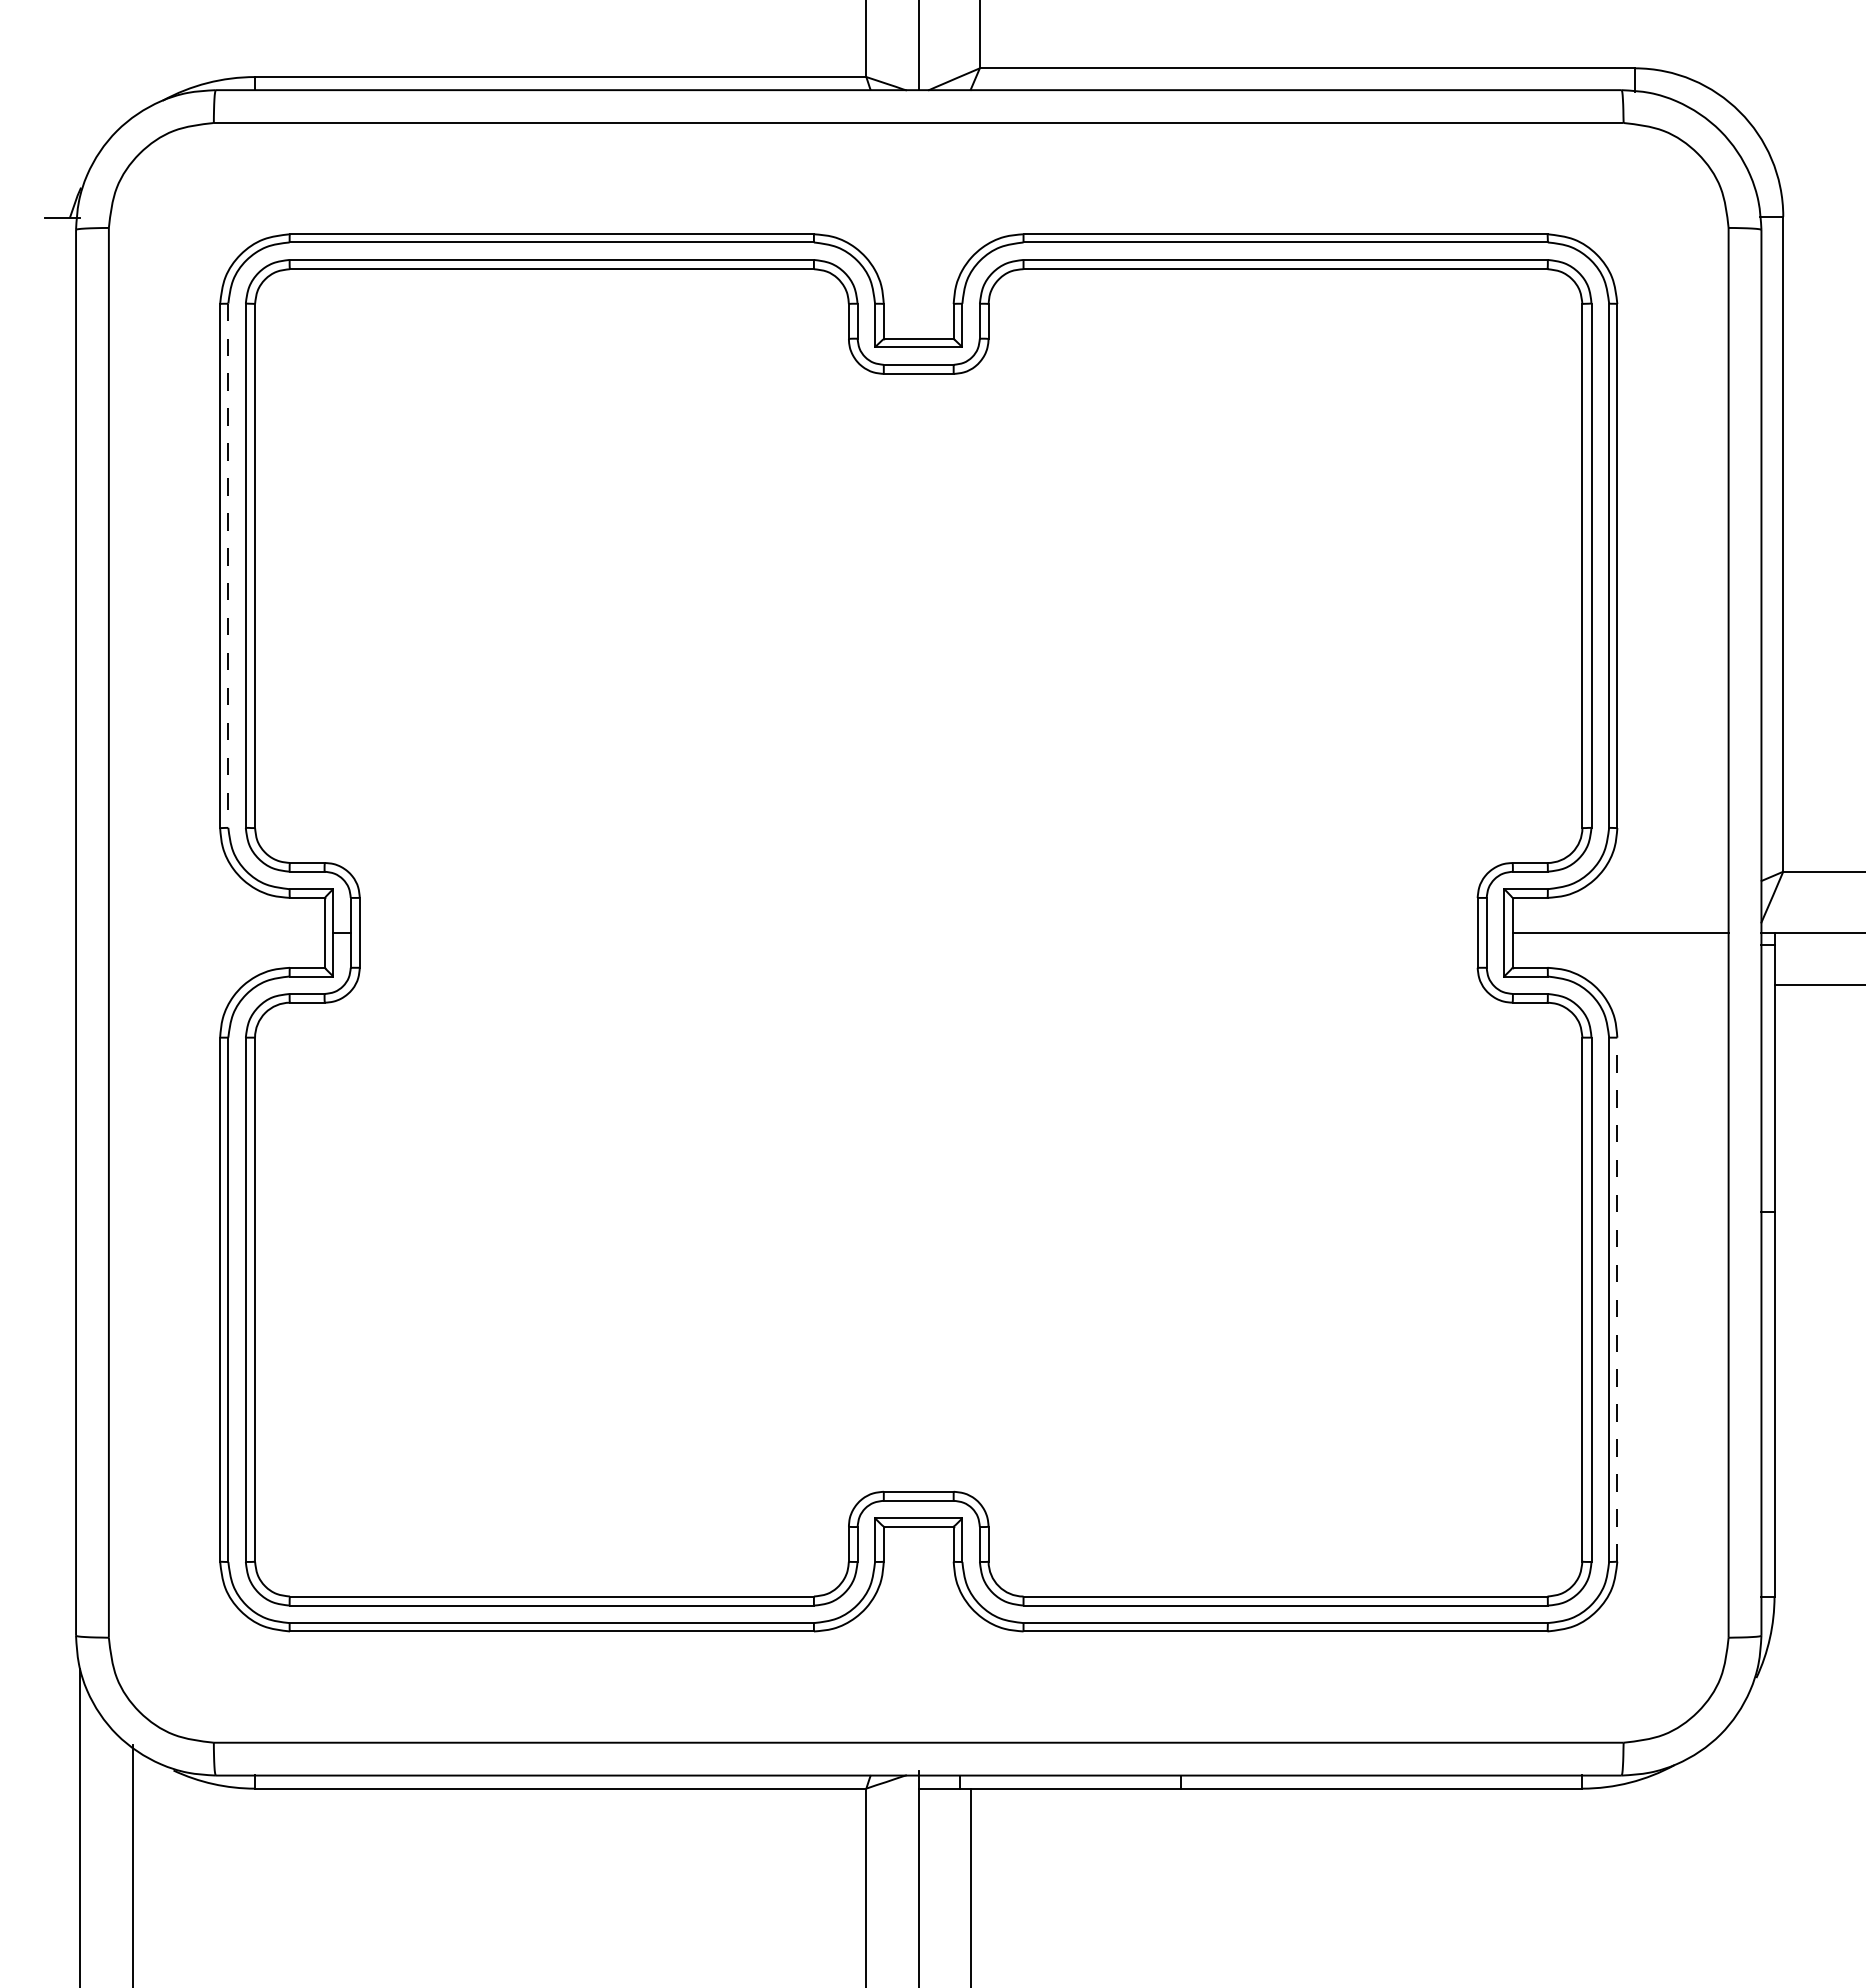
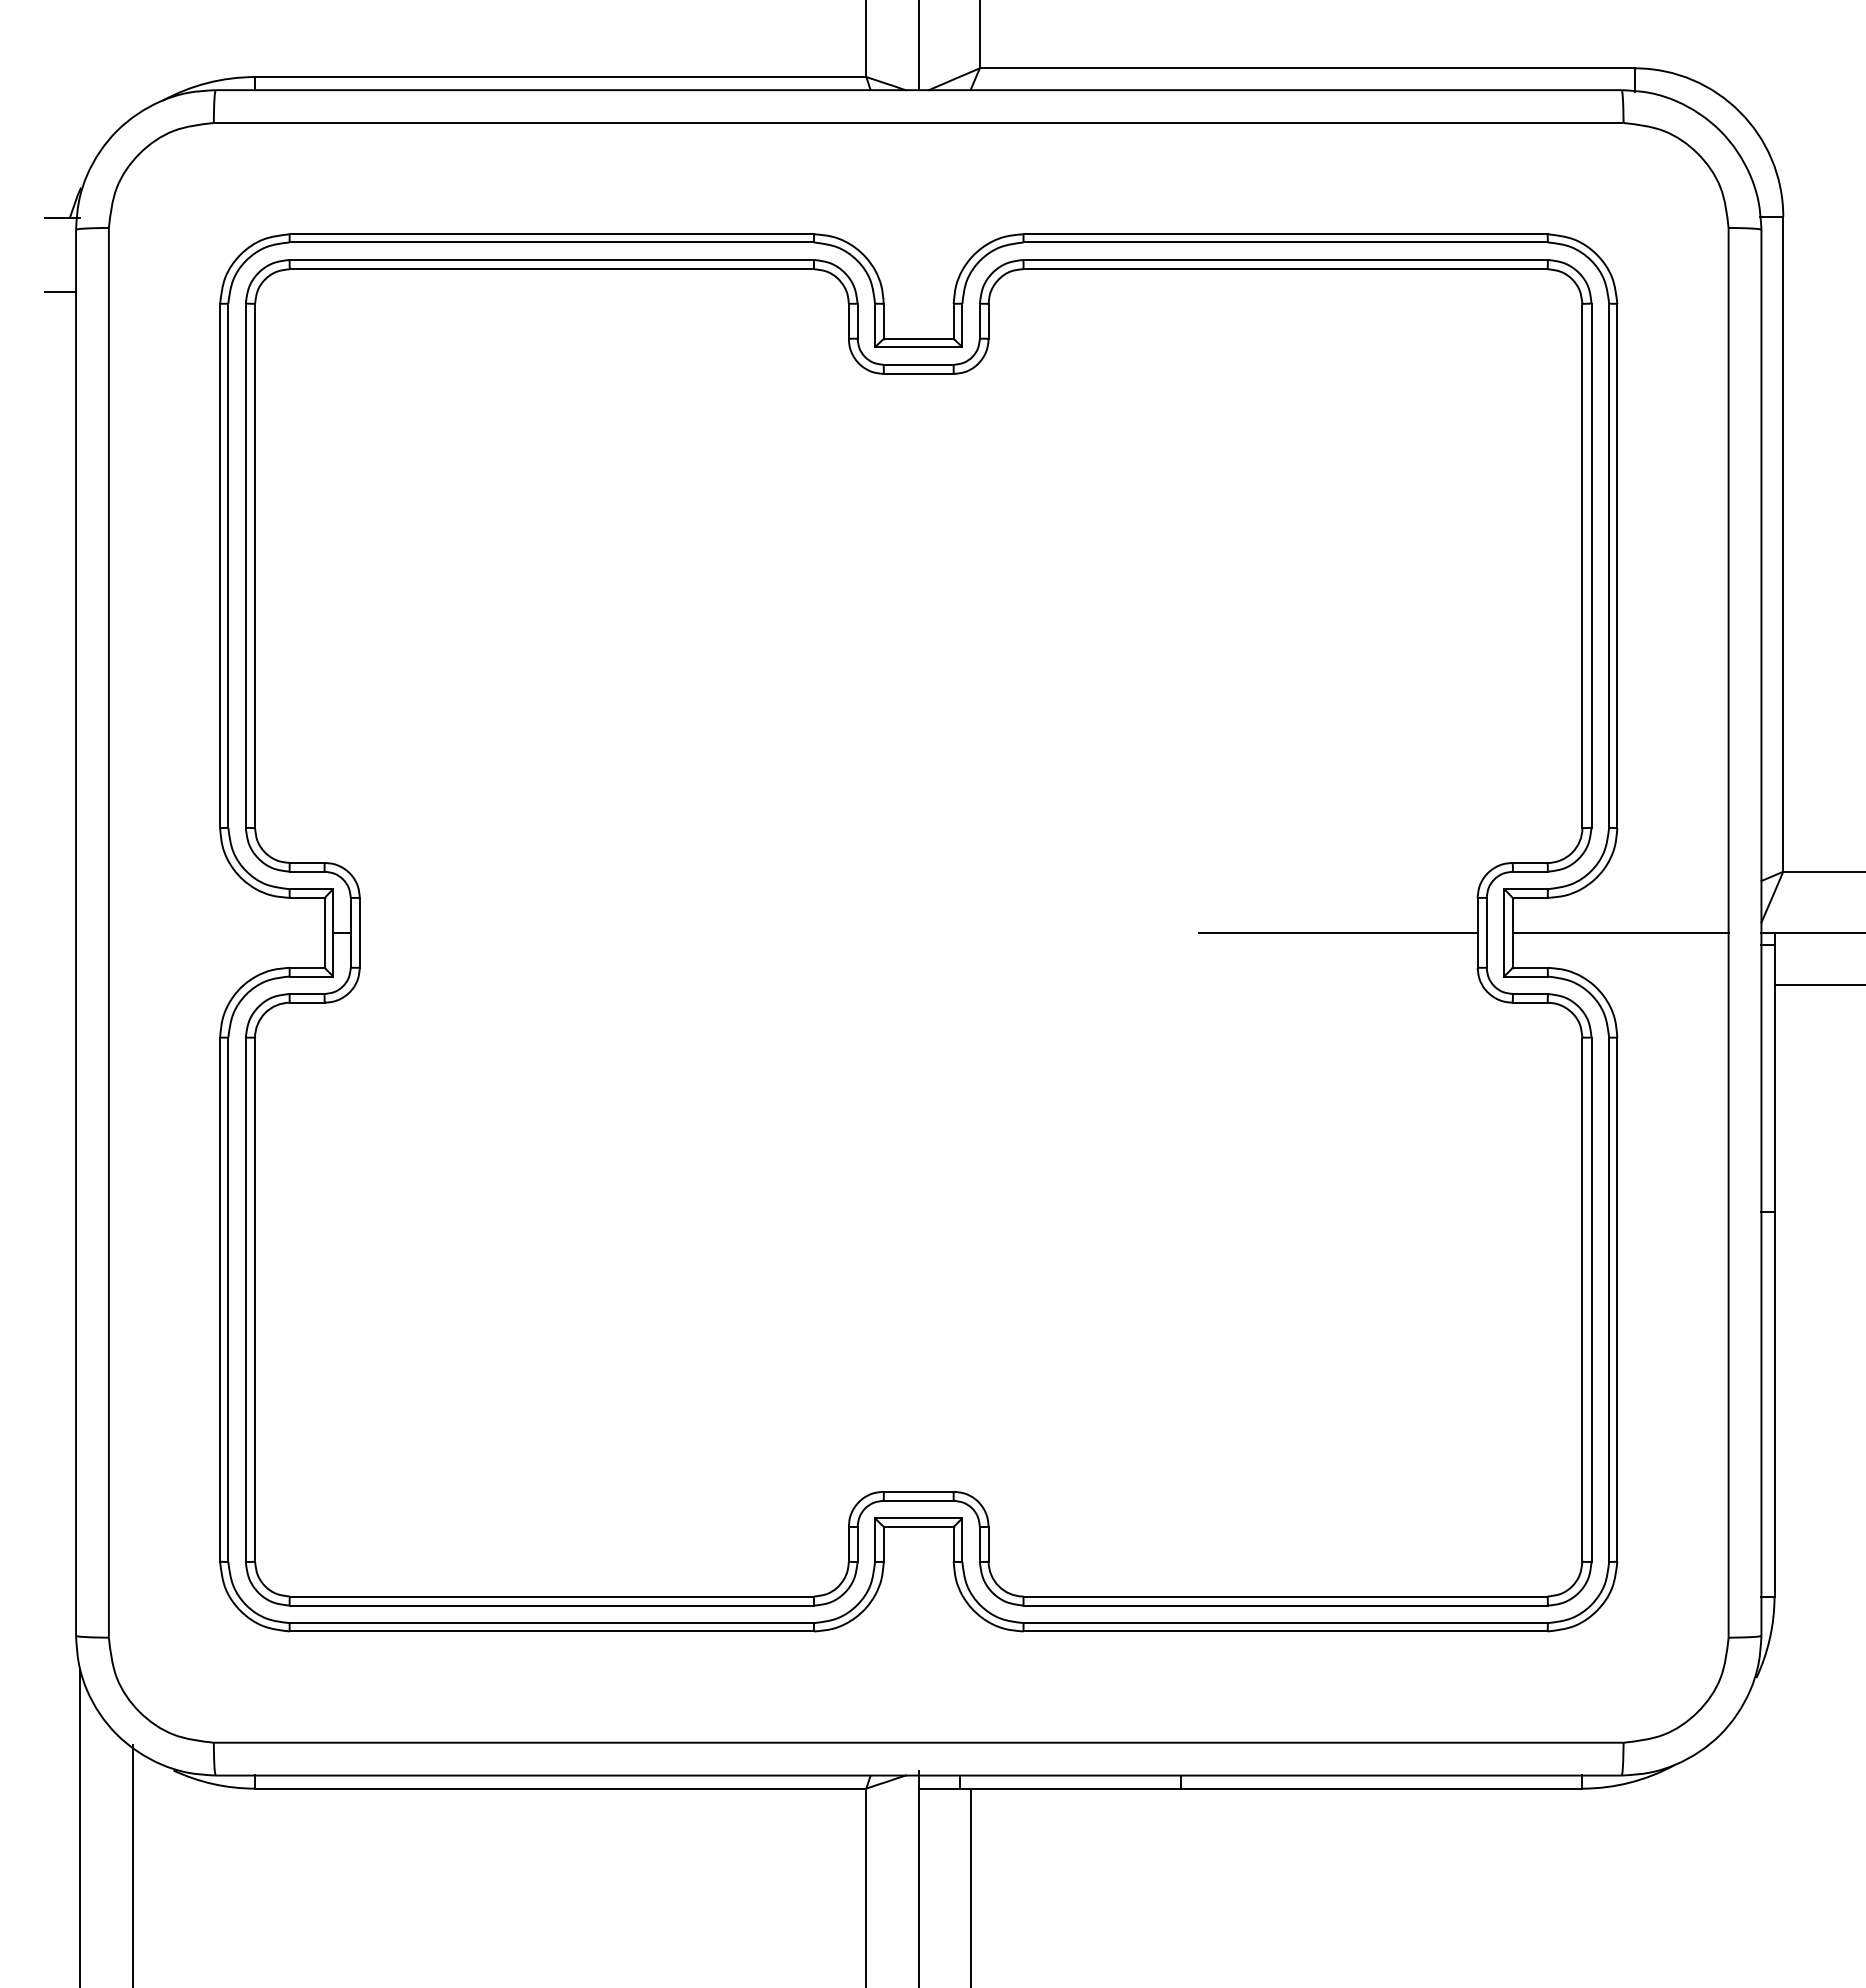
line: none -> present (60, 291)
line: dashed -> solid (228, 566)
line: none -> present (1337, 932)
line: dashed -> solid (1617, 1299)
